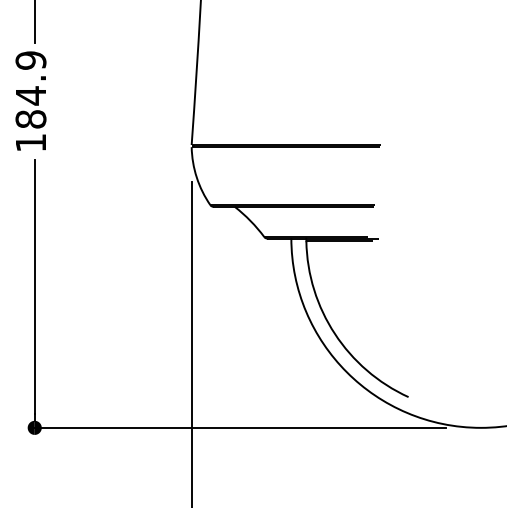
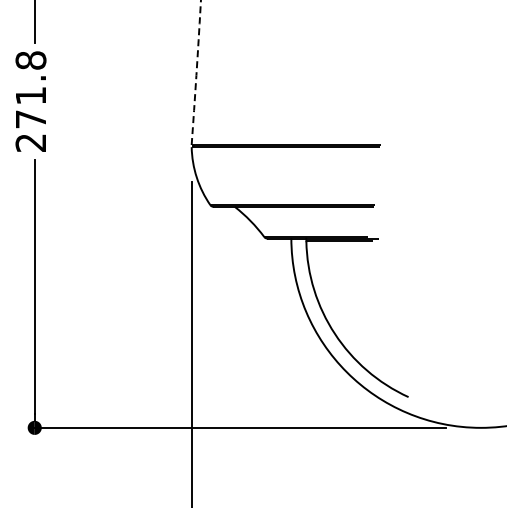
arc: solid -> dashed (196, 72)
text: 184.9 -> 271.8 (30, 101)
